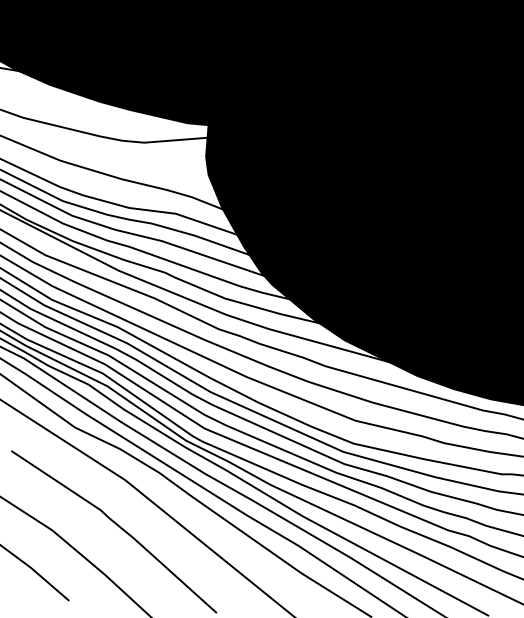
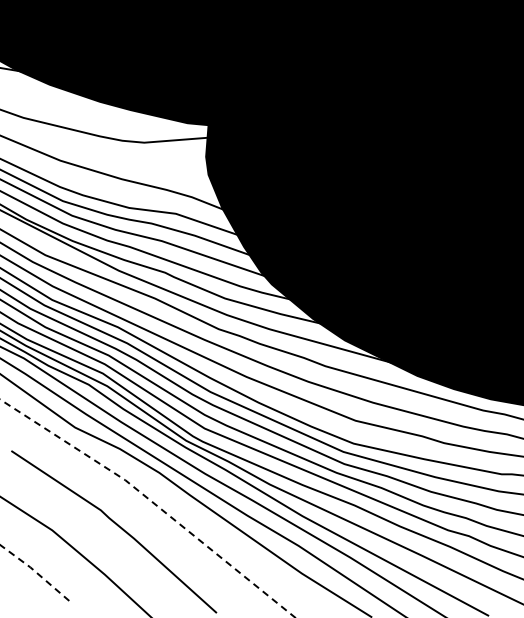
line: solid -> dashed (152, 502)
line: solid -> dashed (34, 571)
